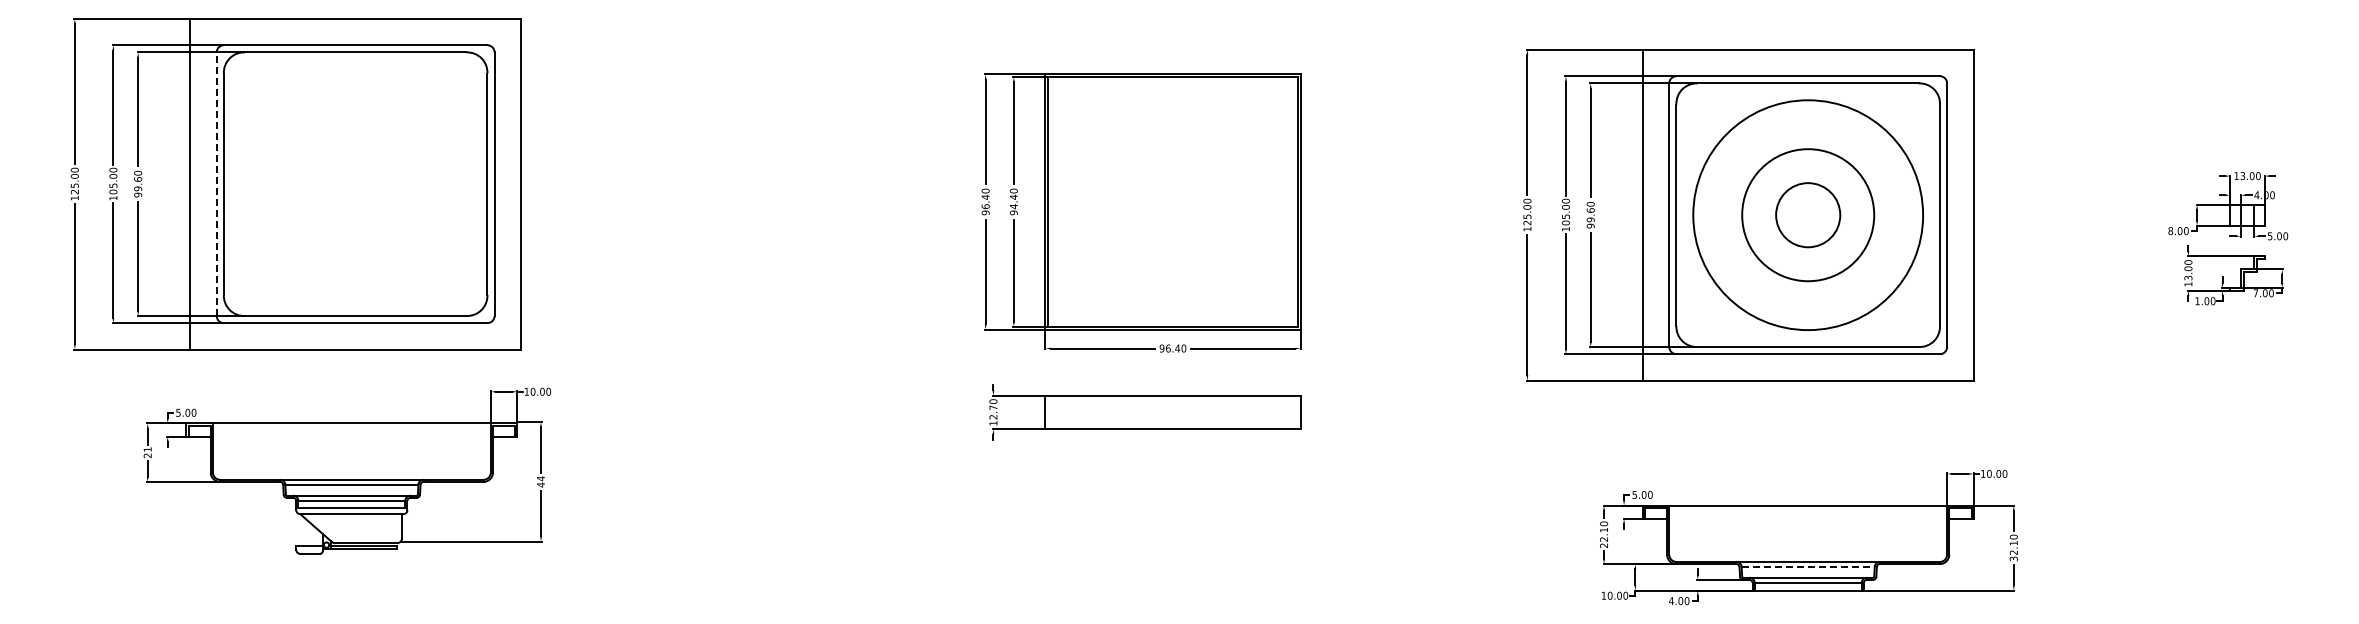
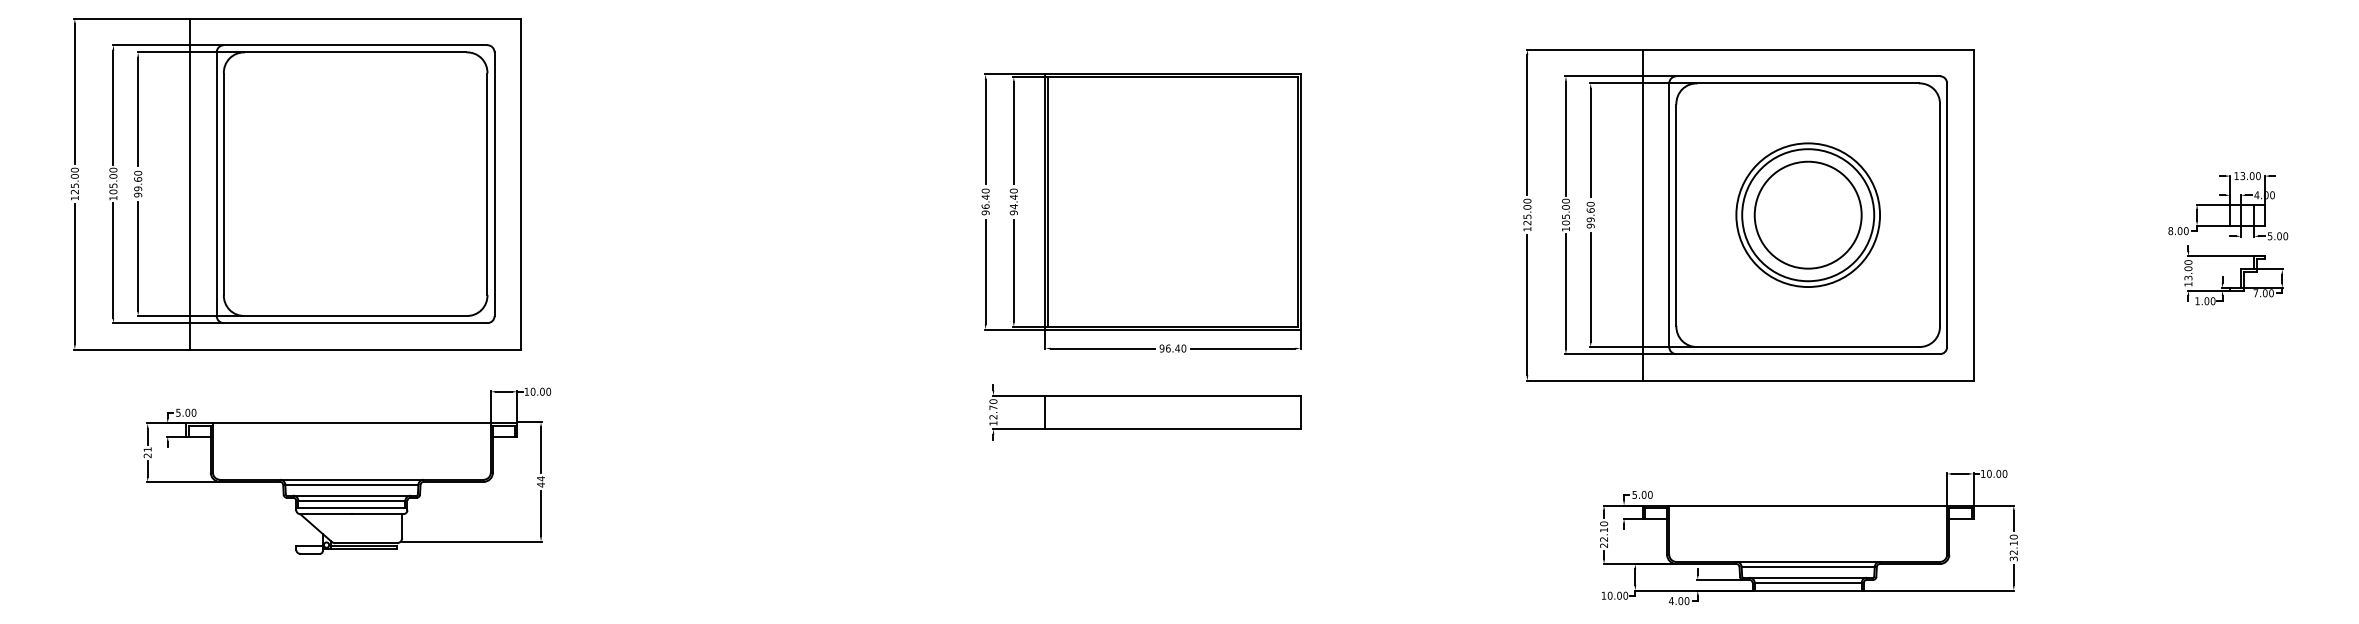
line: dashed -> solid (216, 184)
circle diameter: 230 px -> 144 px (1808, 215)
circle diameter: 64 px -> 107 px (1807, 214)
line: dashed -> solid (1808, 566)
